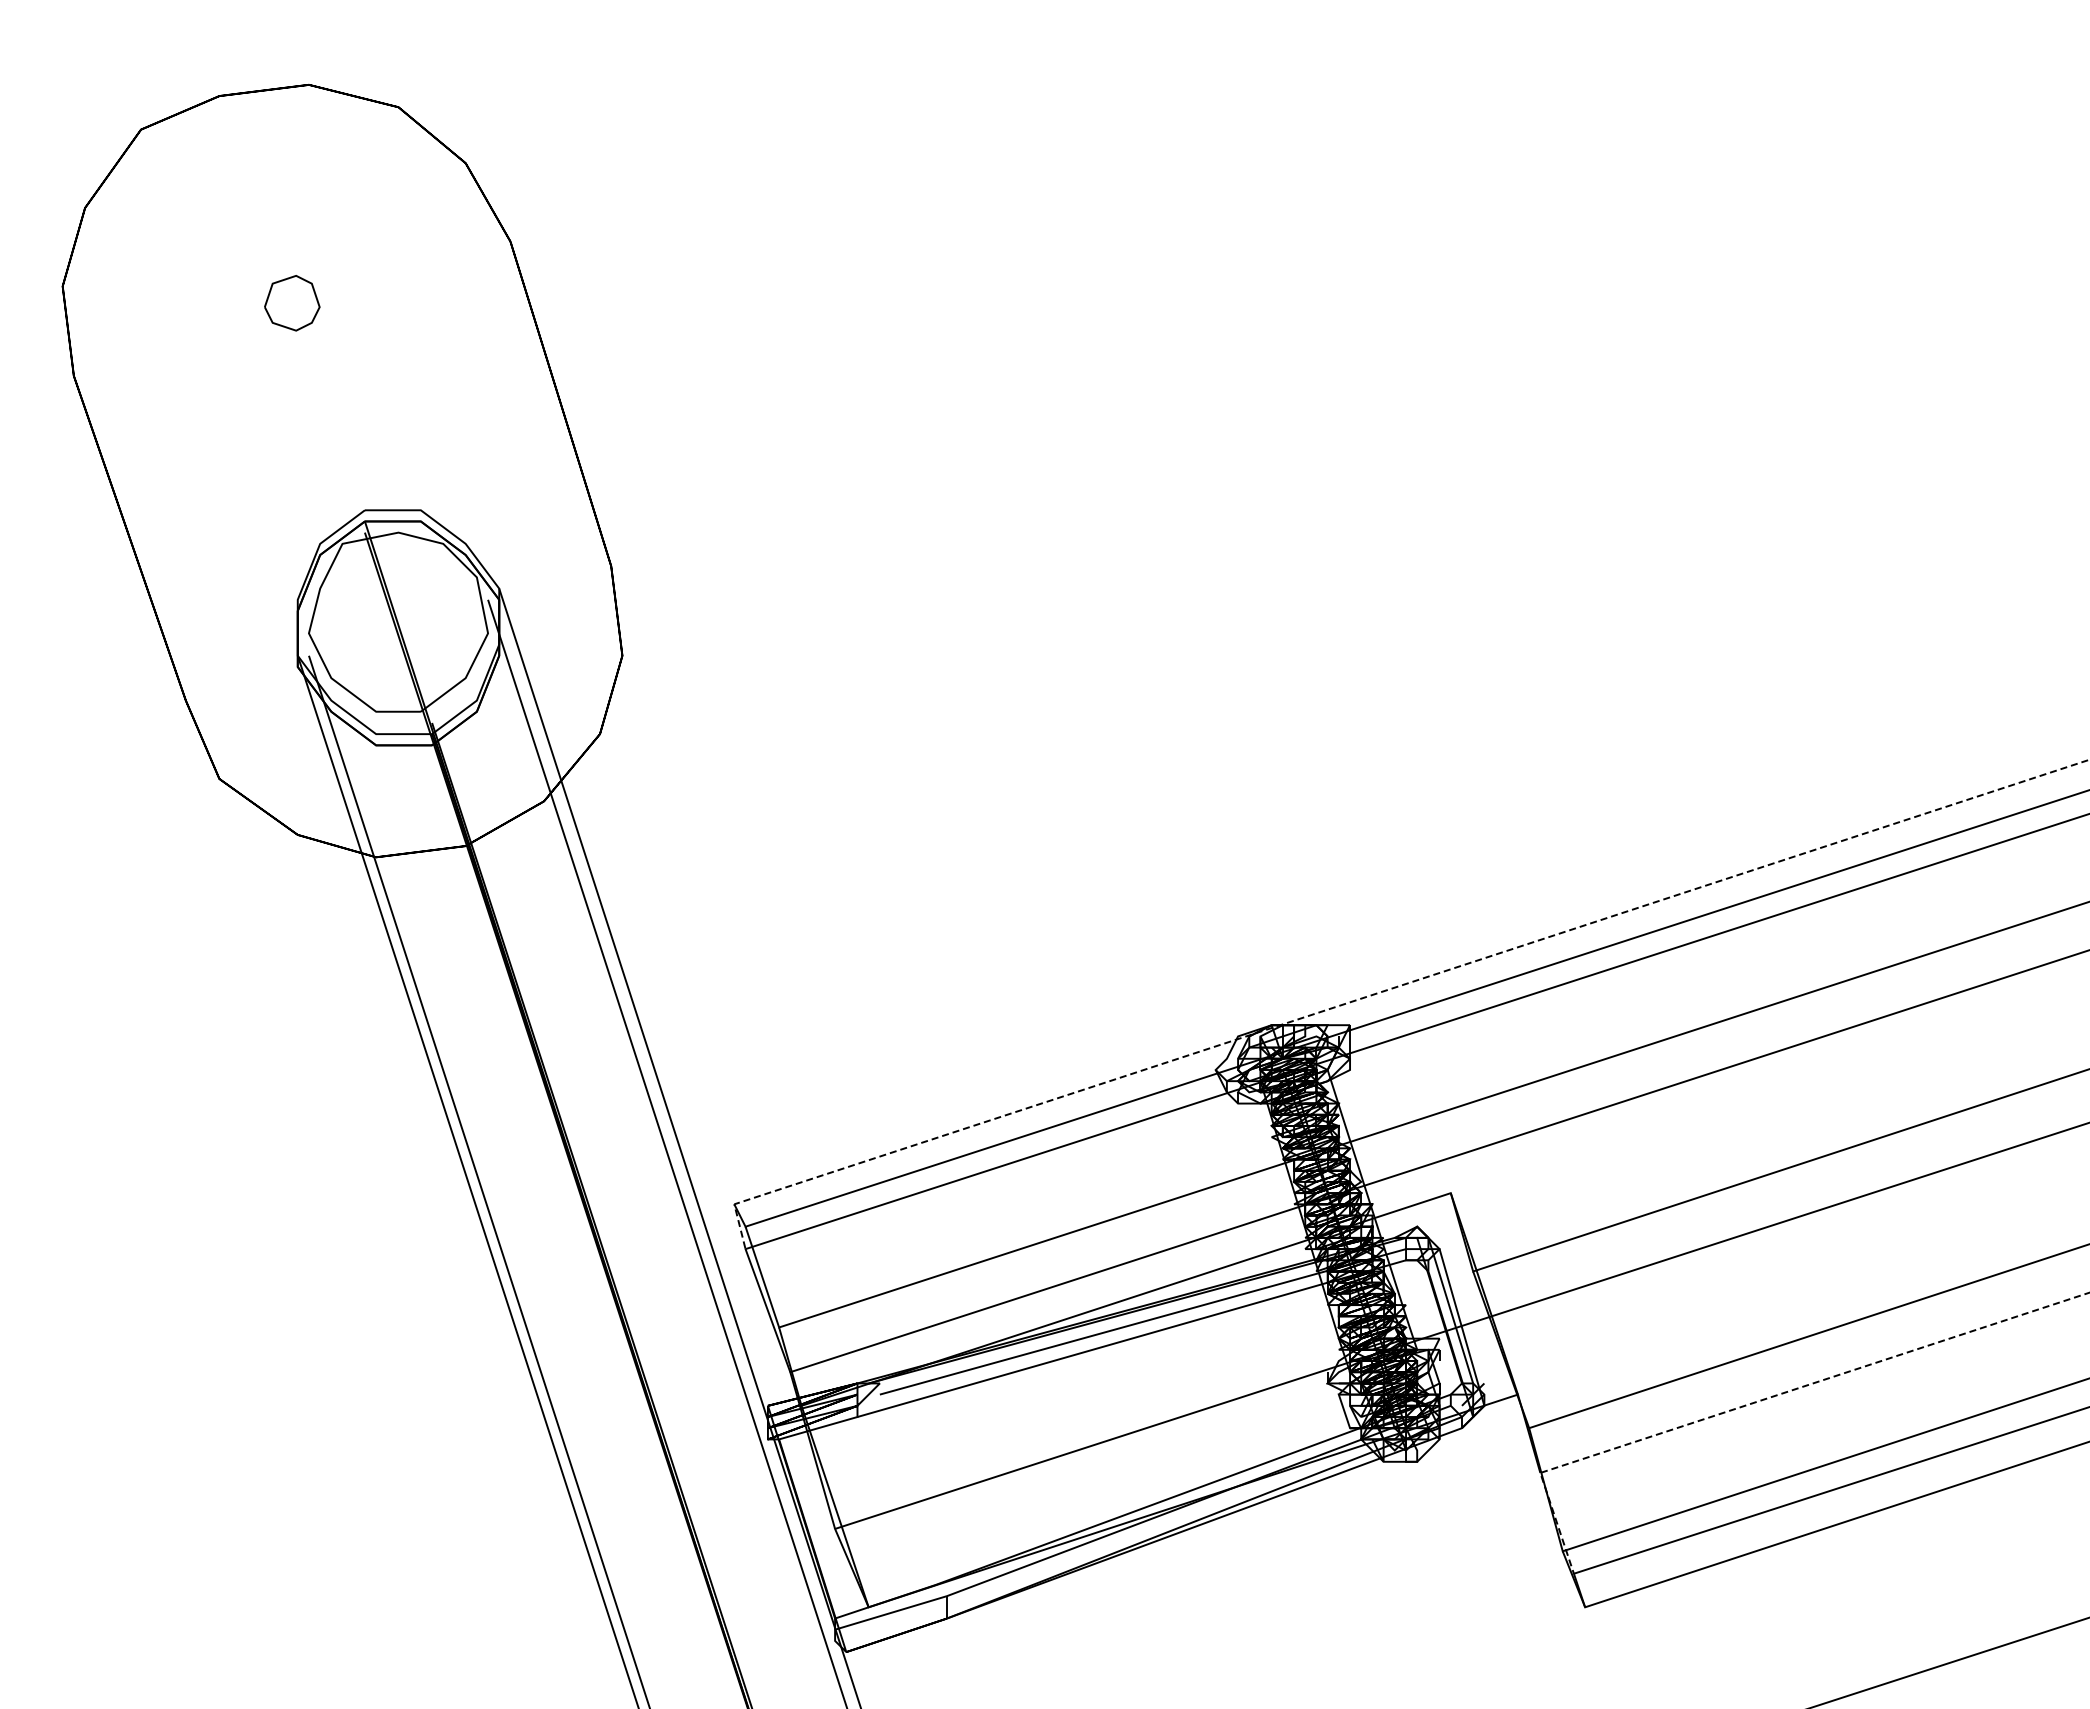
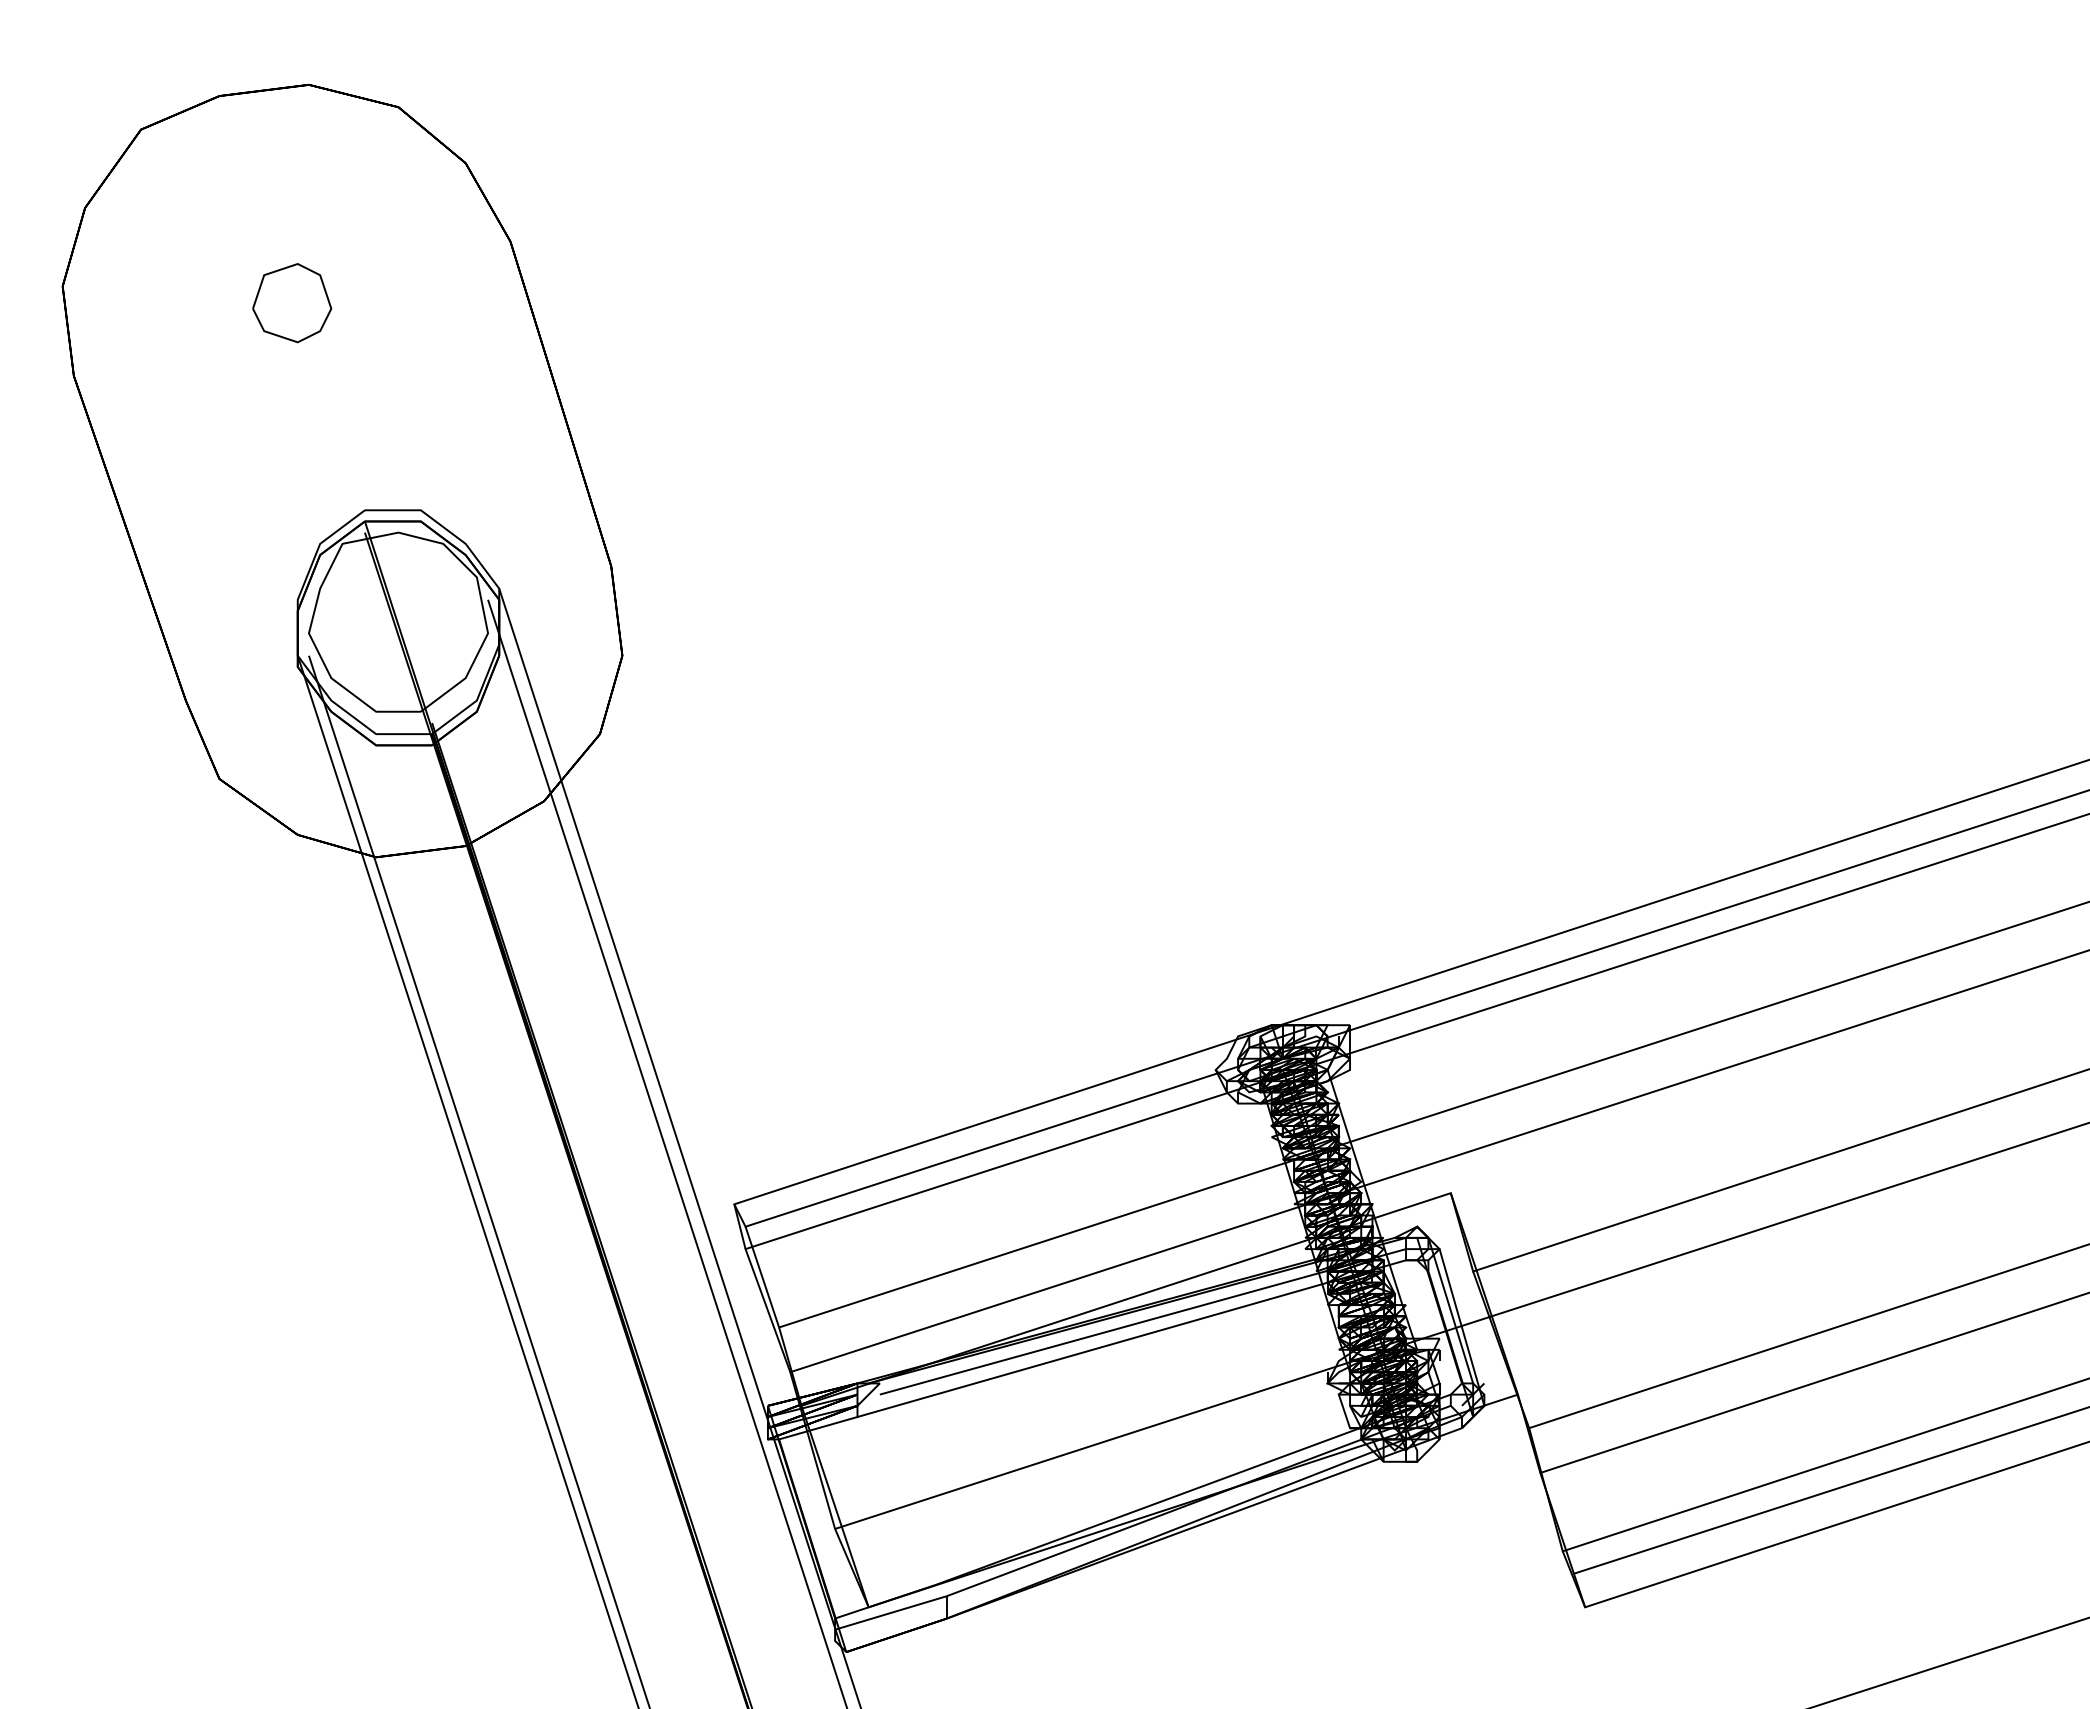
part size: 57x57 px -> 81x81 px (292, 303)
line: dashed -> solid (1388, 989)
line: dashed -> solid (1763, 1399)
